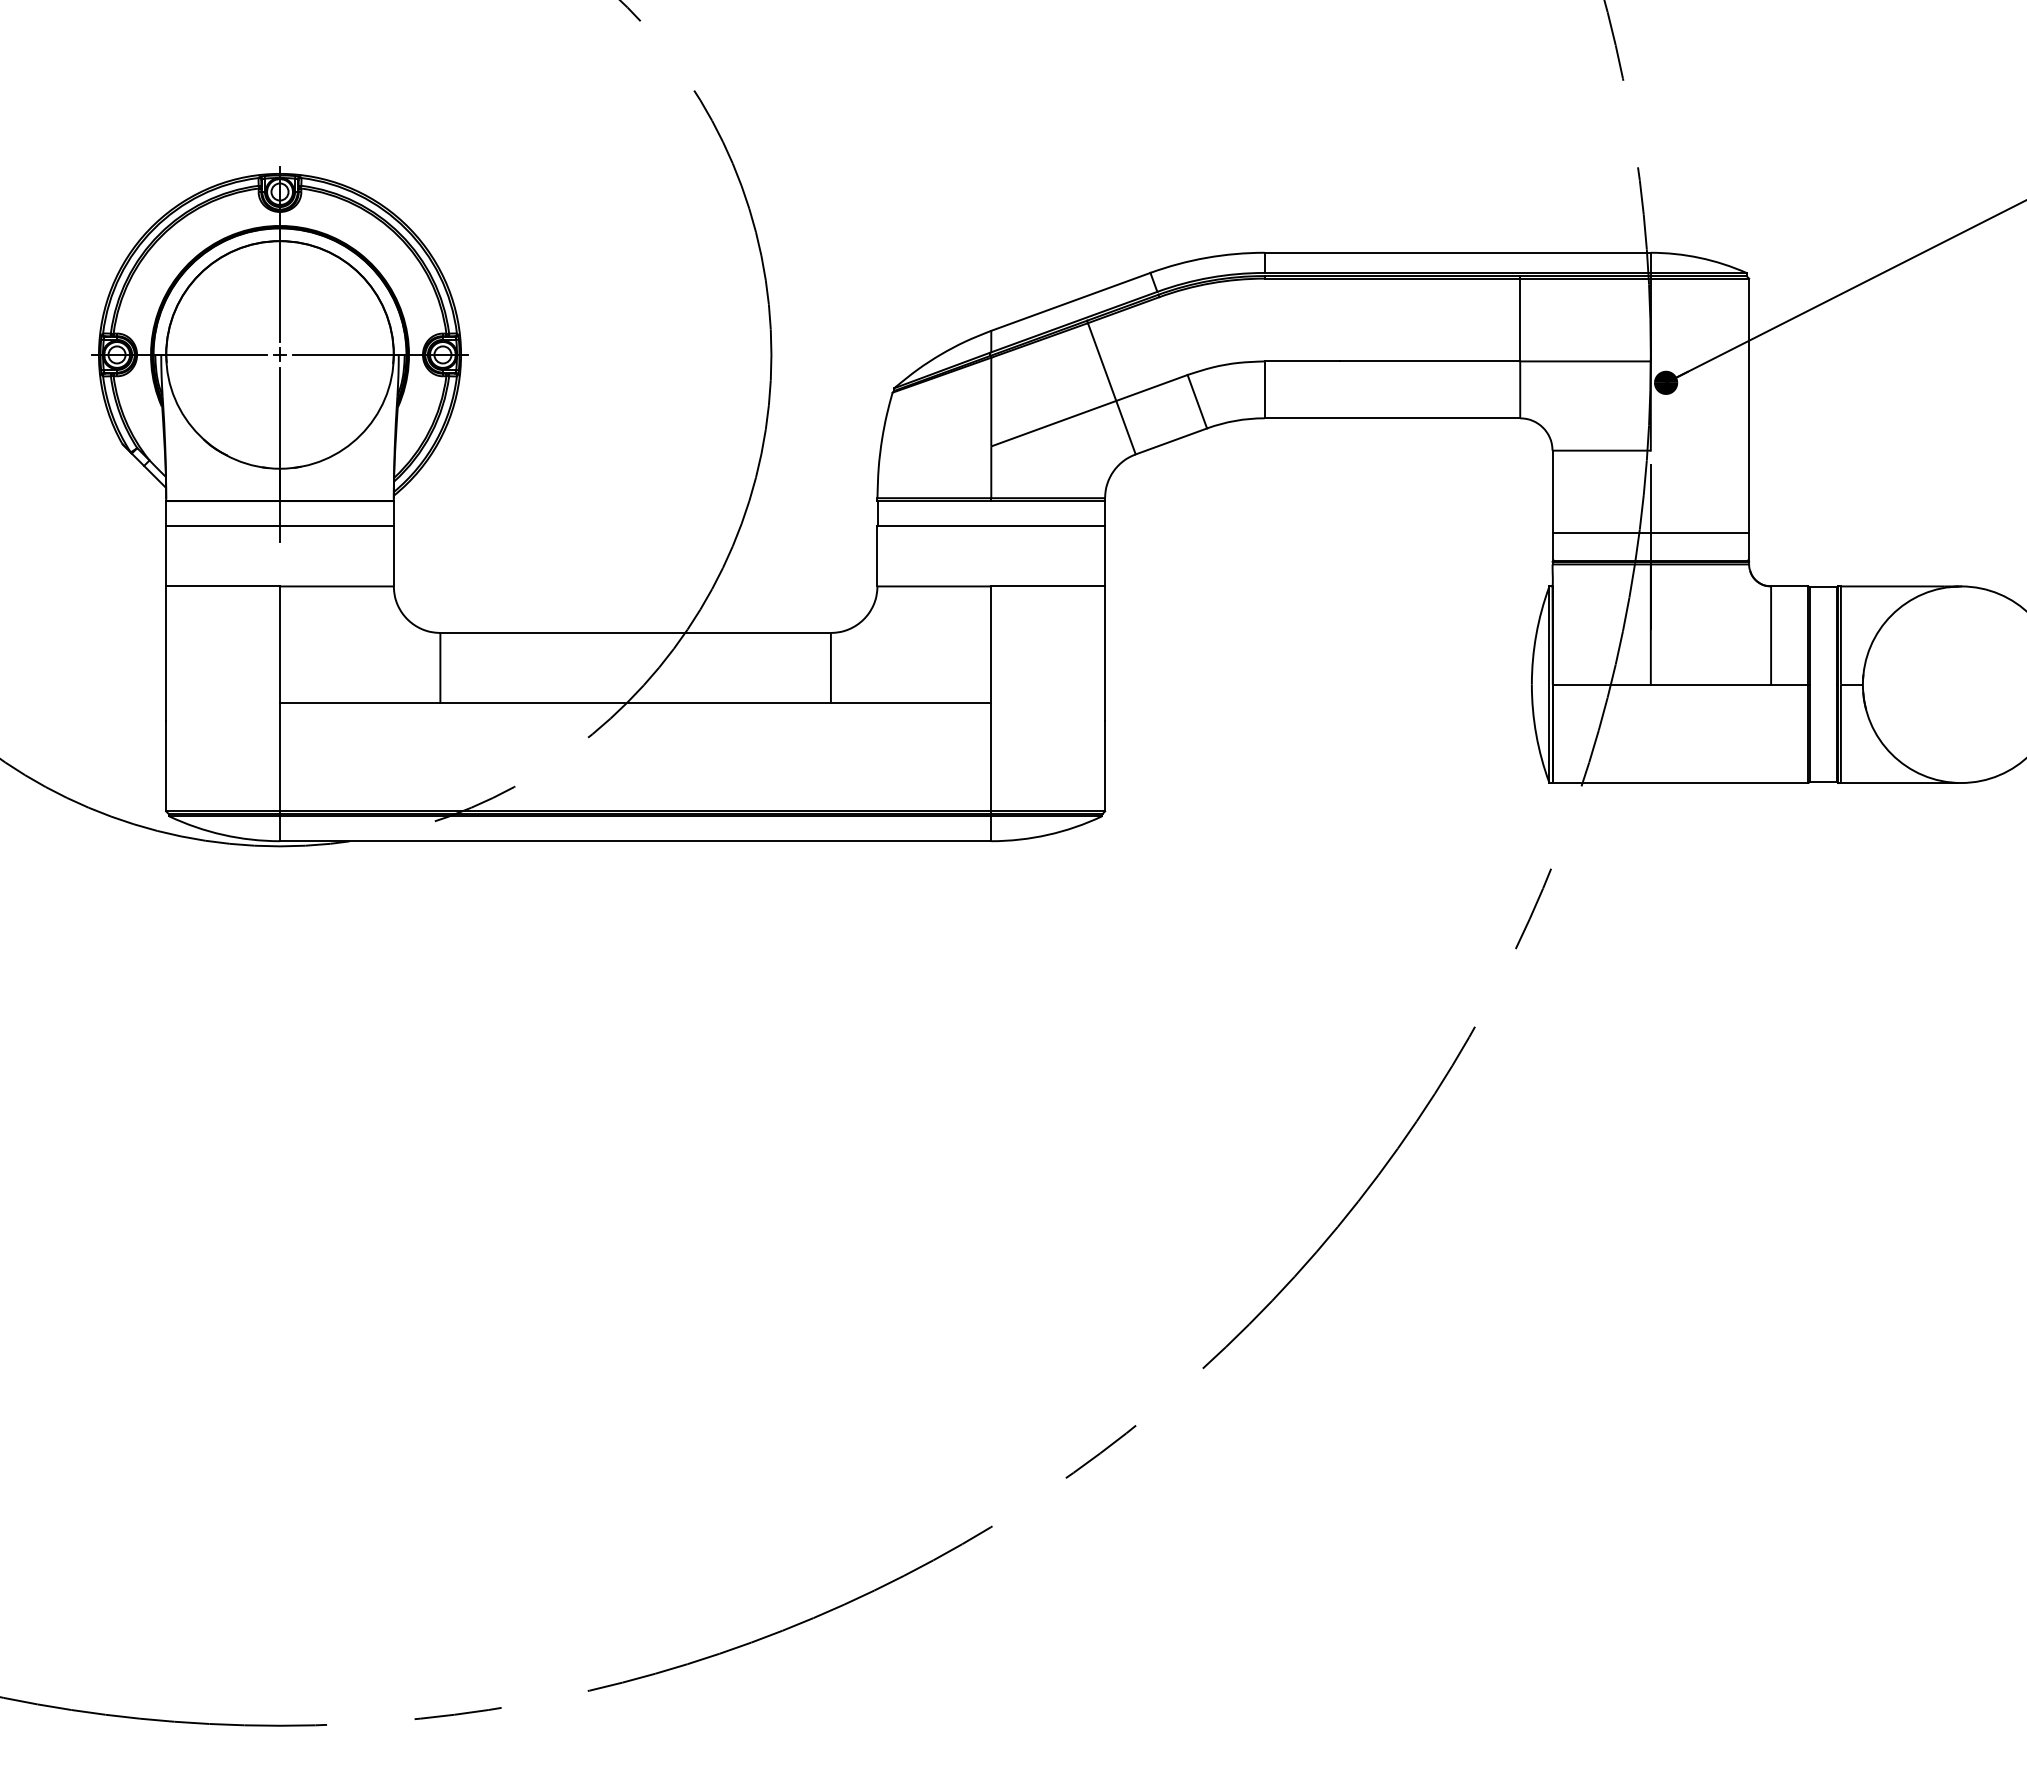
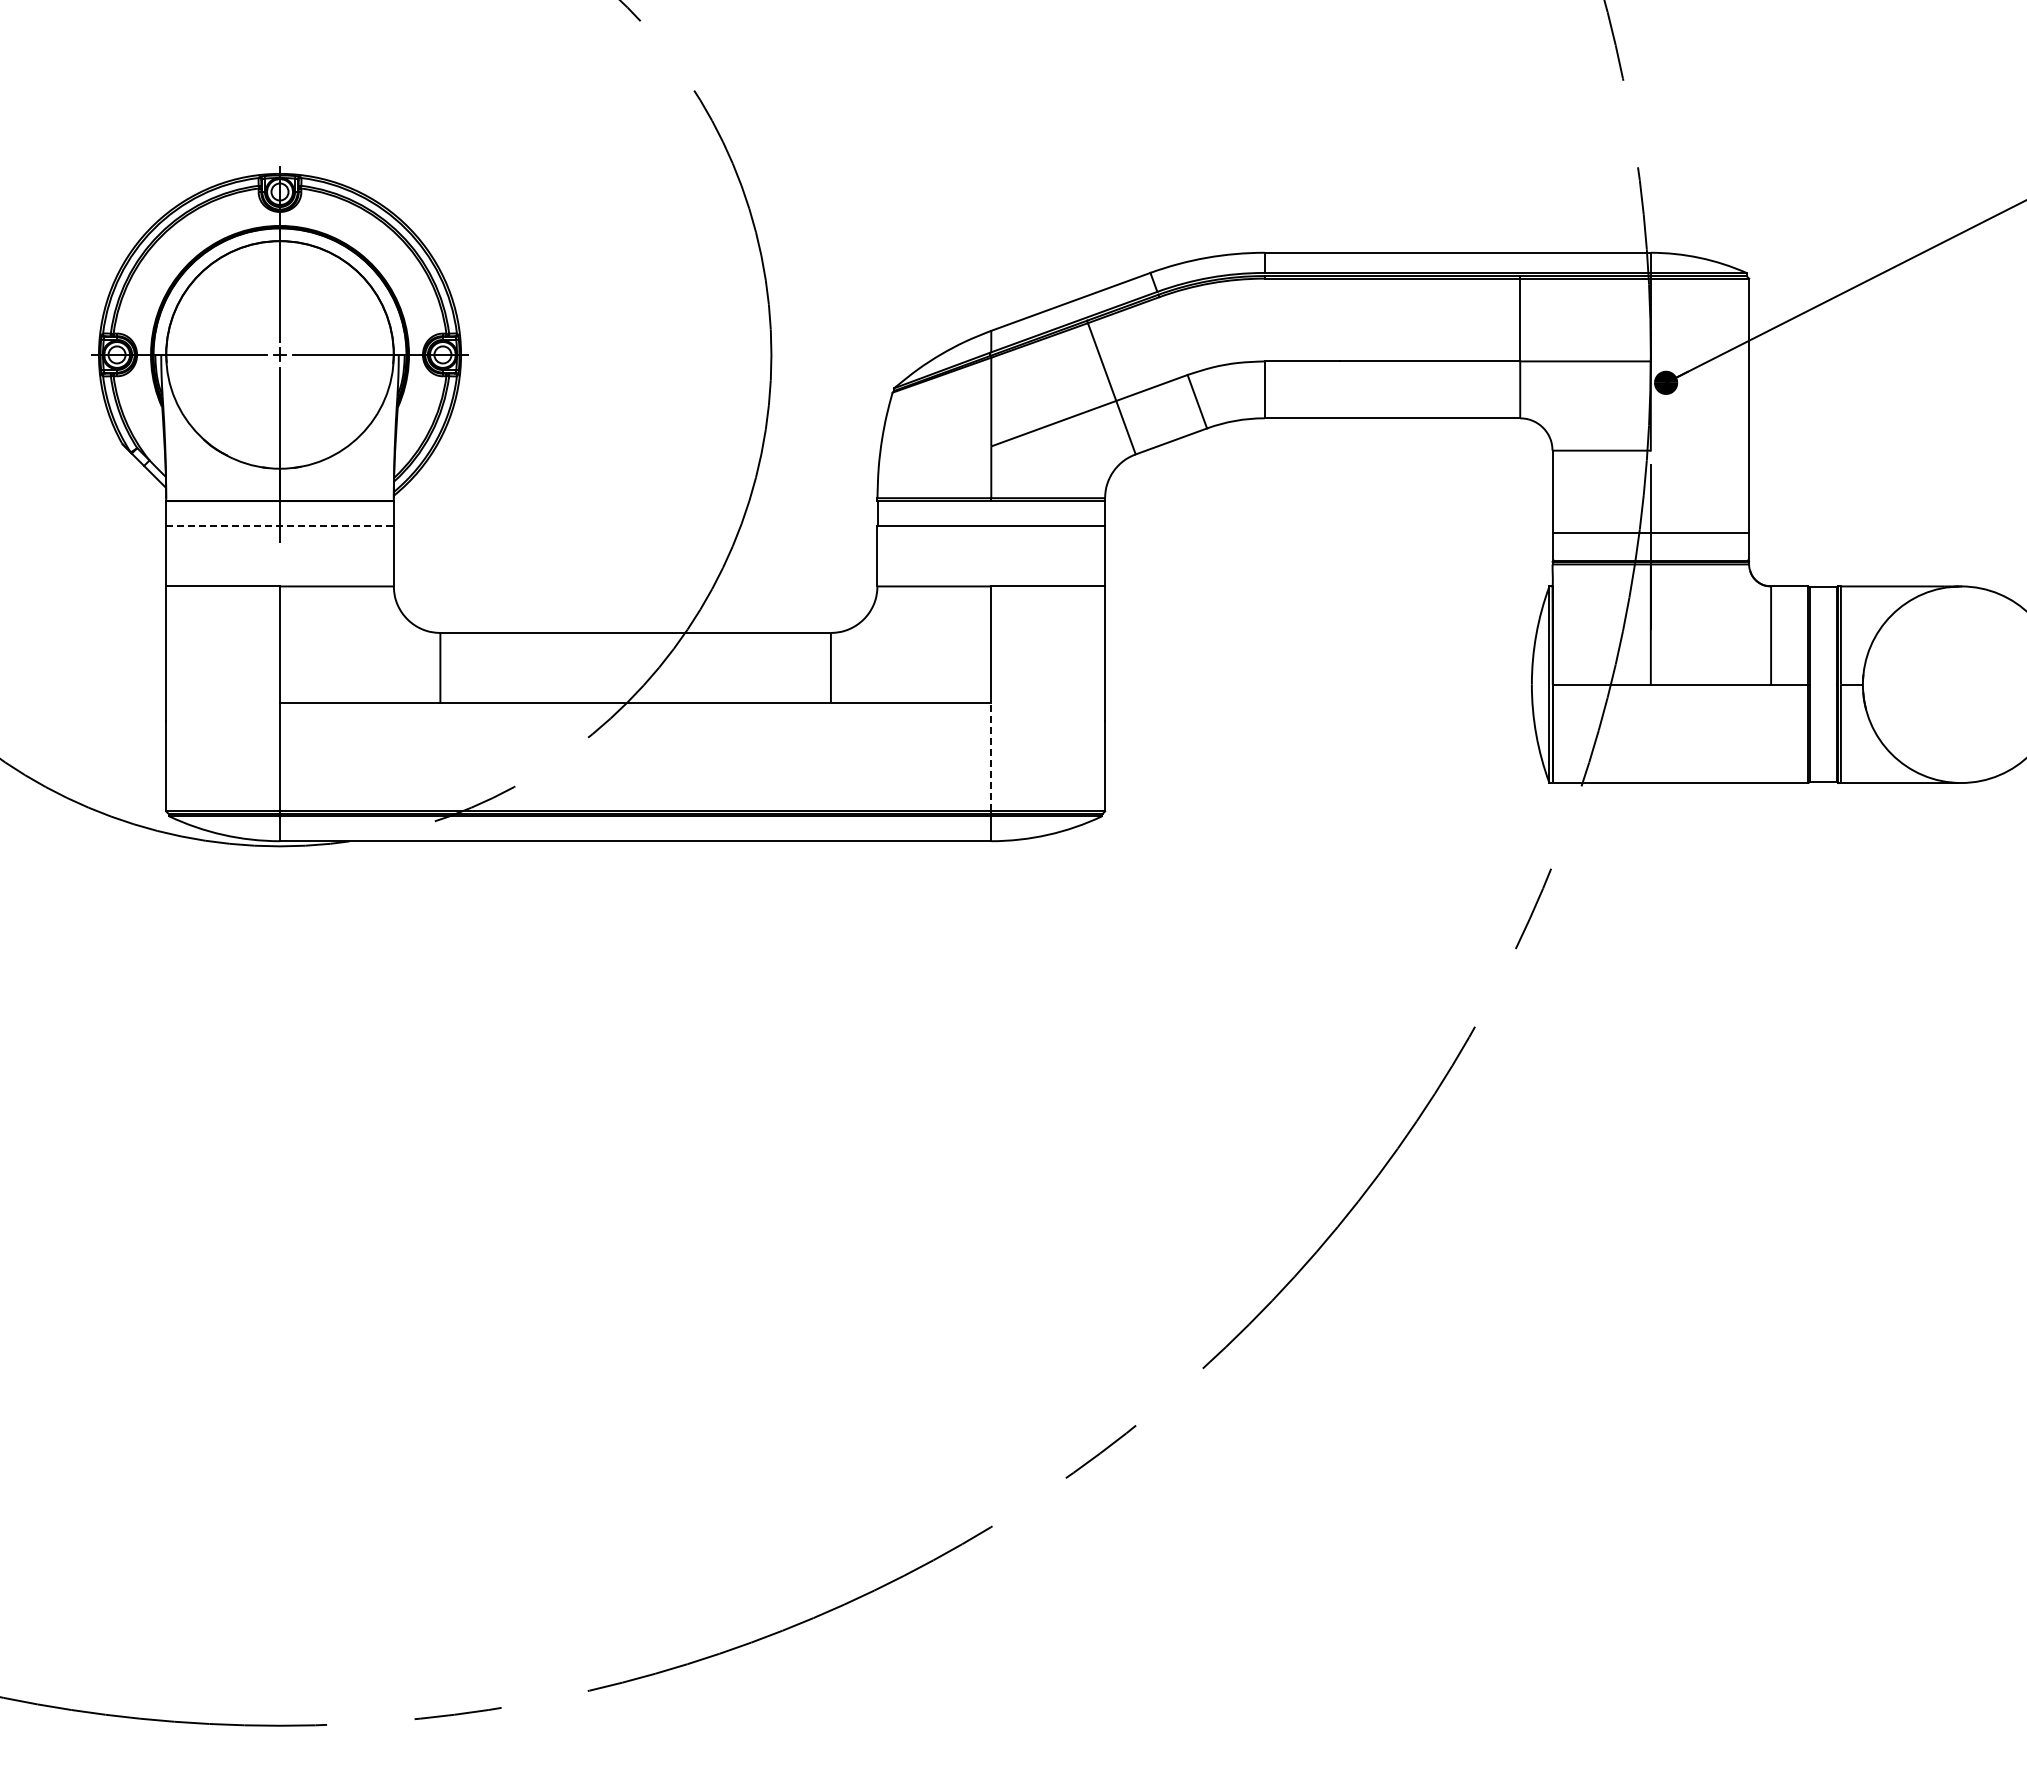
line: solid -> dashed (280, 525)
line: solid -> dashed (991, 756)
